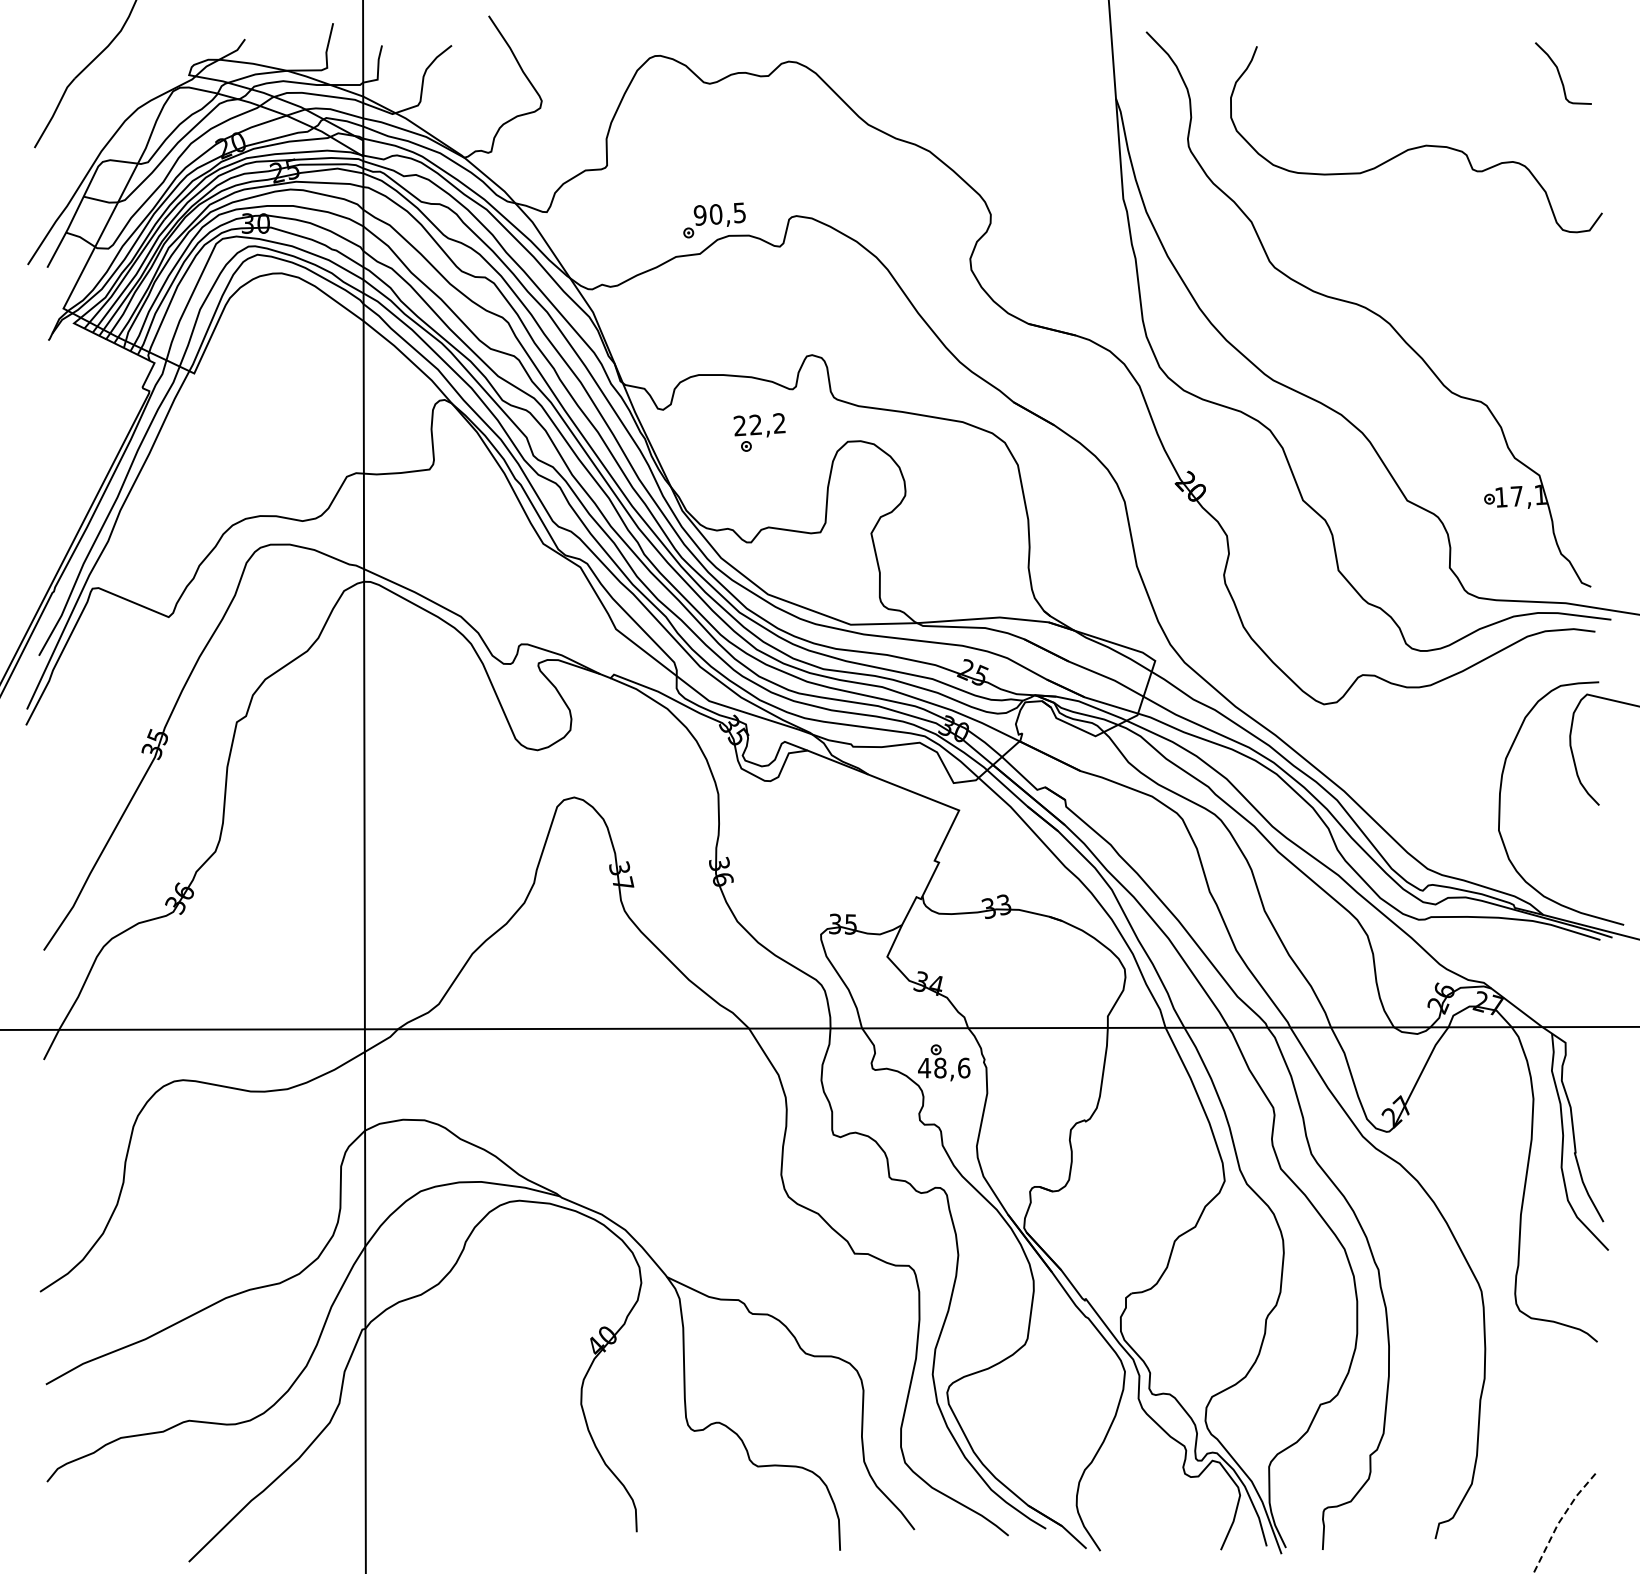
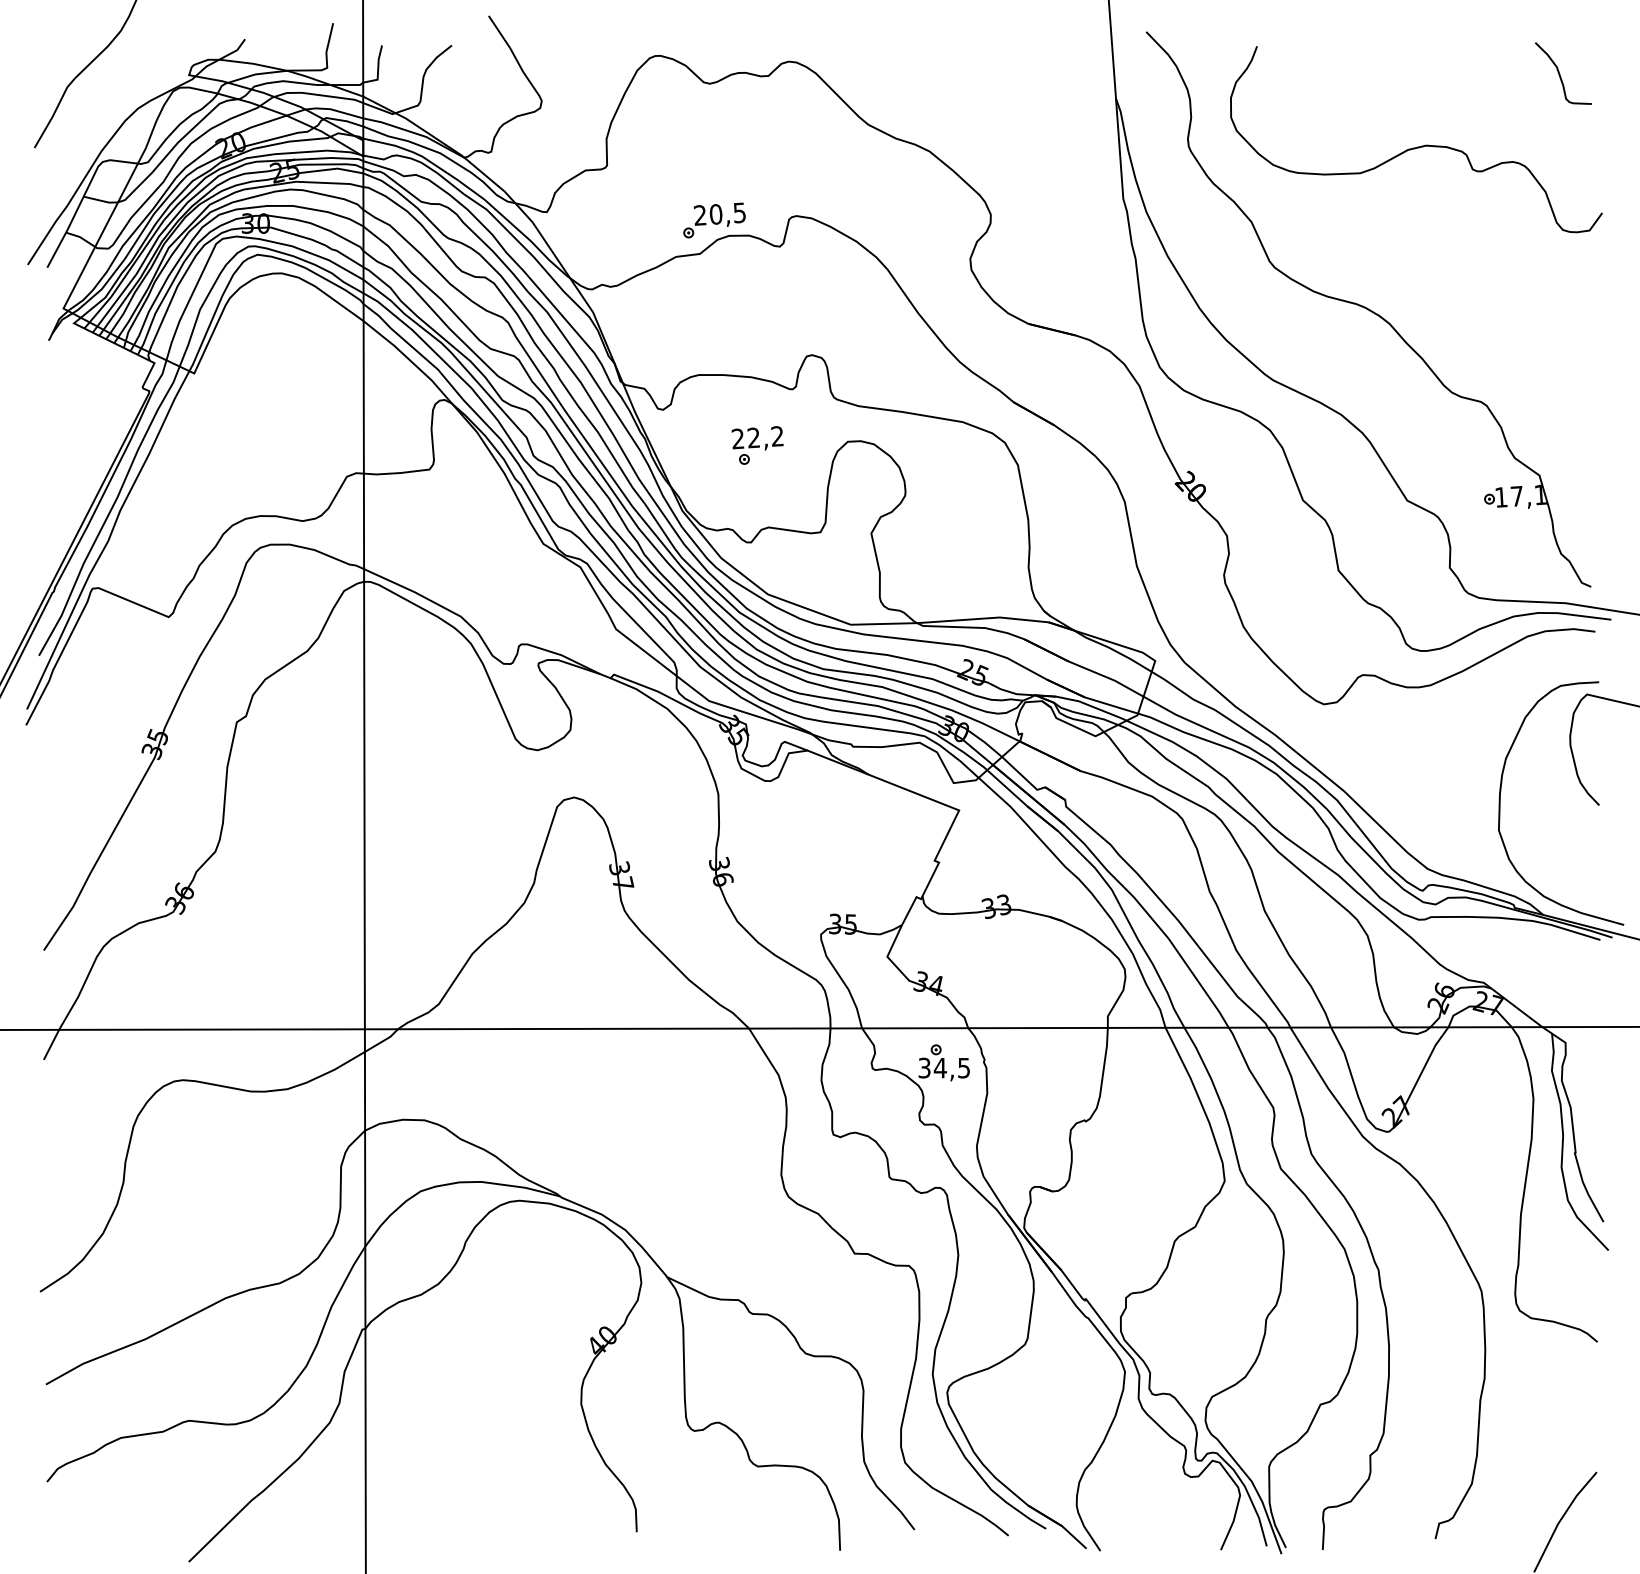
text: 90,5 -> 20,5 (699, 215)
part position: (759, 432) -> (757, 445) (757, 445)
text: 48,6 -> 34,5 (944, 1067)
line: dashed -> solid (1561, 1519)
